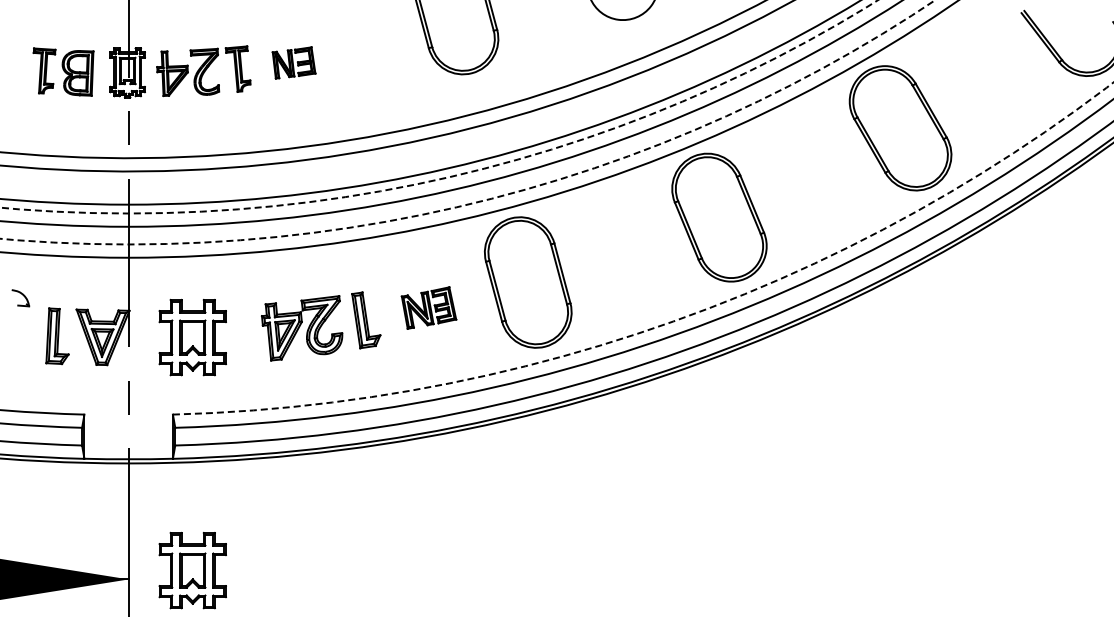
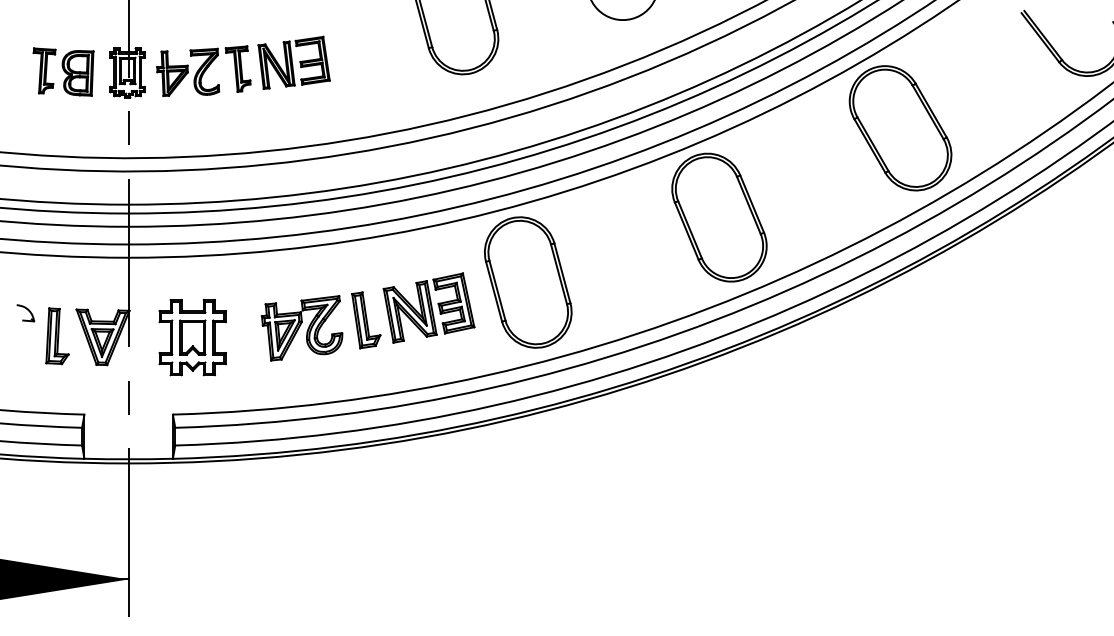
part size: 46x34 px -> 74x56 px (293, 62)
circle: dashed -> solid (438, 106)
circle: dashed -> solid (467, 122)
part position: (20, 298) -> (25, 313) (25, 313)
part size: 58x44 px -> 94x72 px (428, 307)
arc: dashed -> solid (670, 322)
part: present -> none (192, 570)
